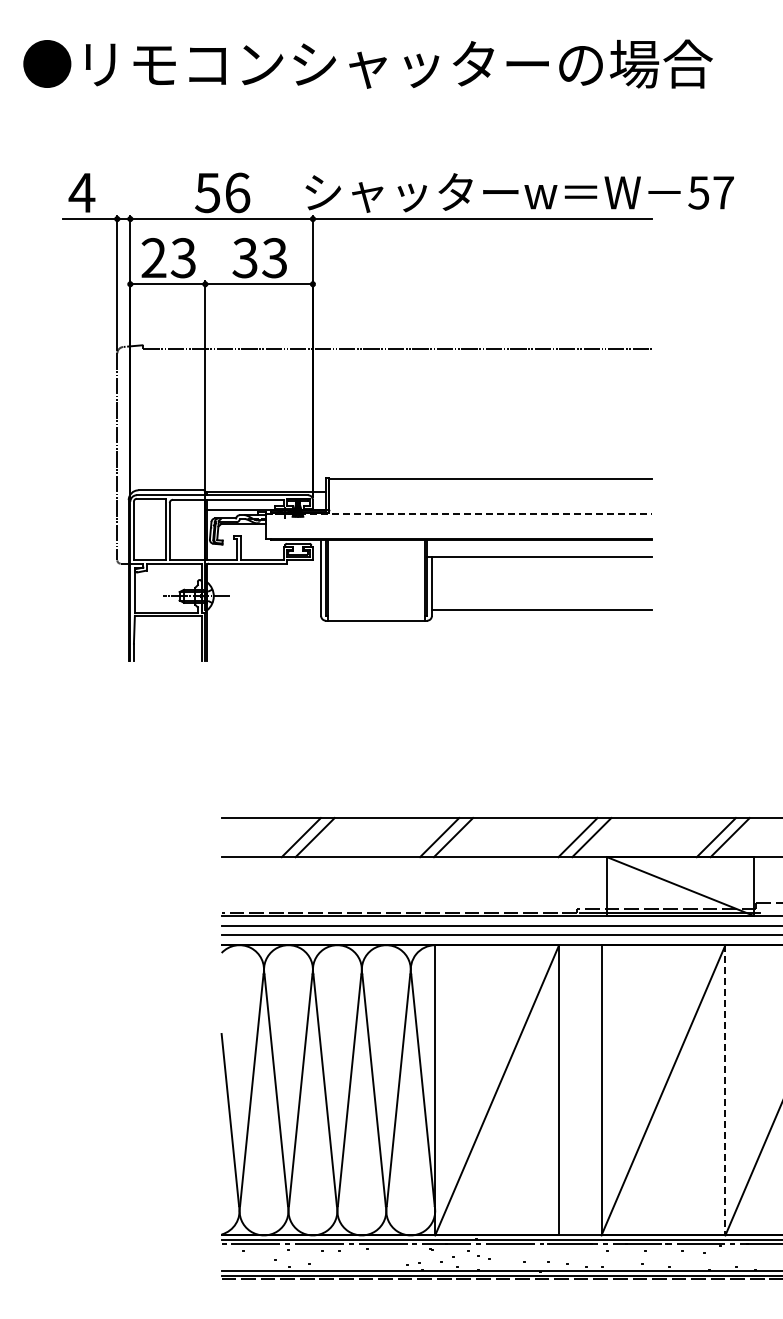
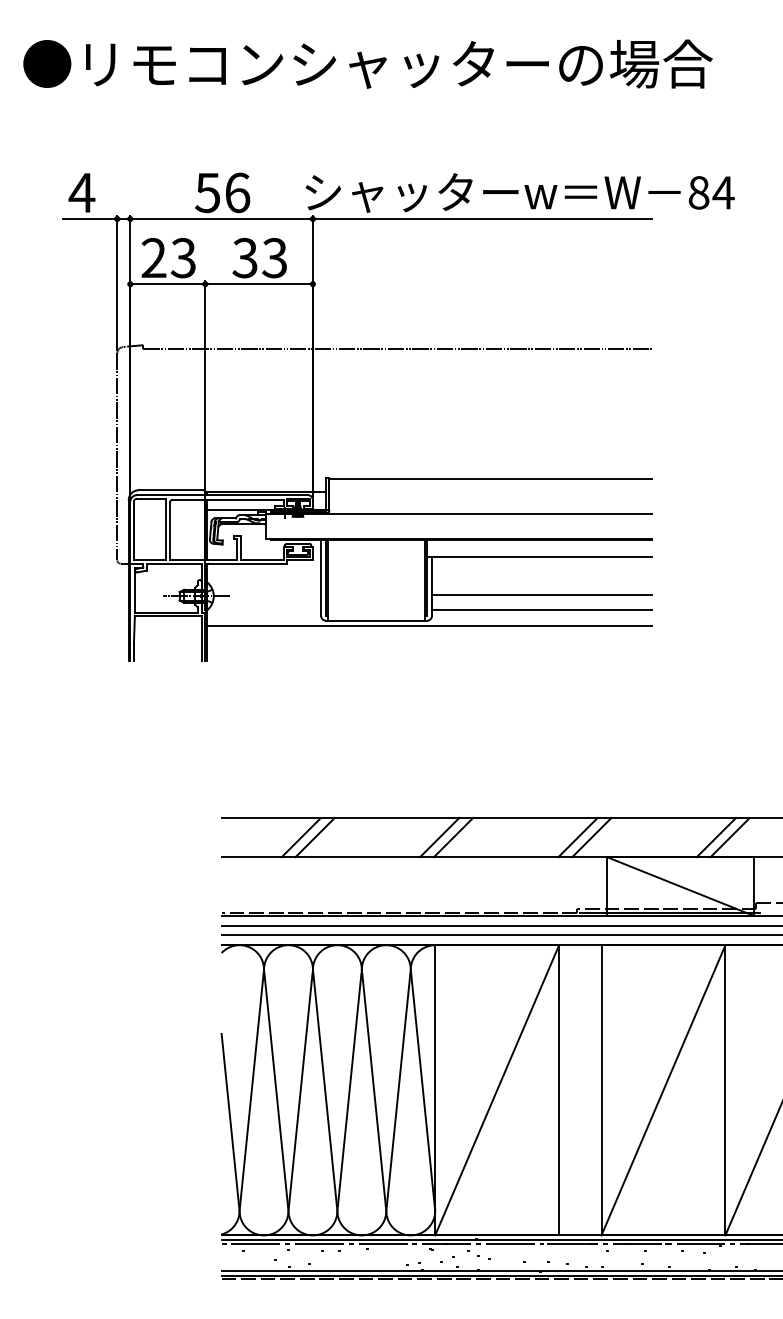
text: 57 -> 84 (711, 192)
line: dashed -> solid (459, 514)
line: none -> present (541, 595)
line: none -> present (429, 625)
line: dashed -> solid (725, 1090)
